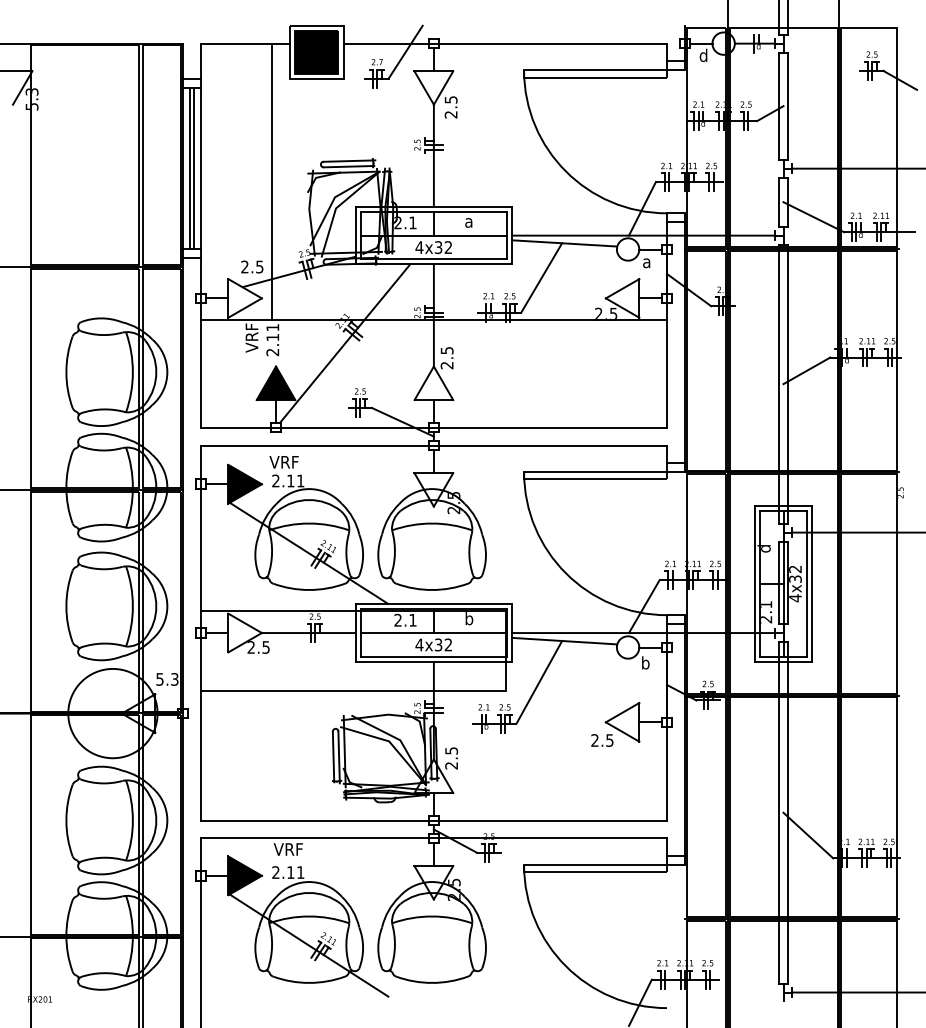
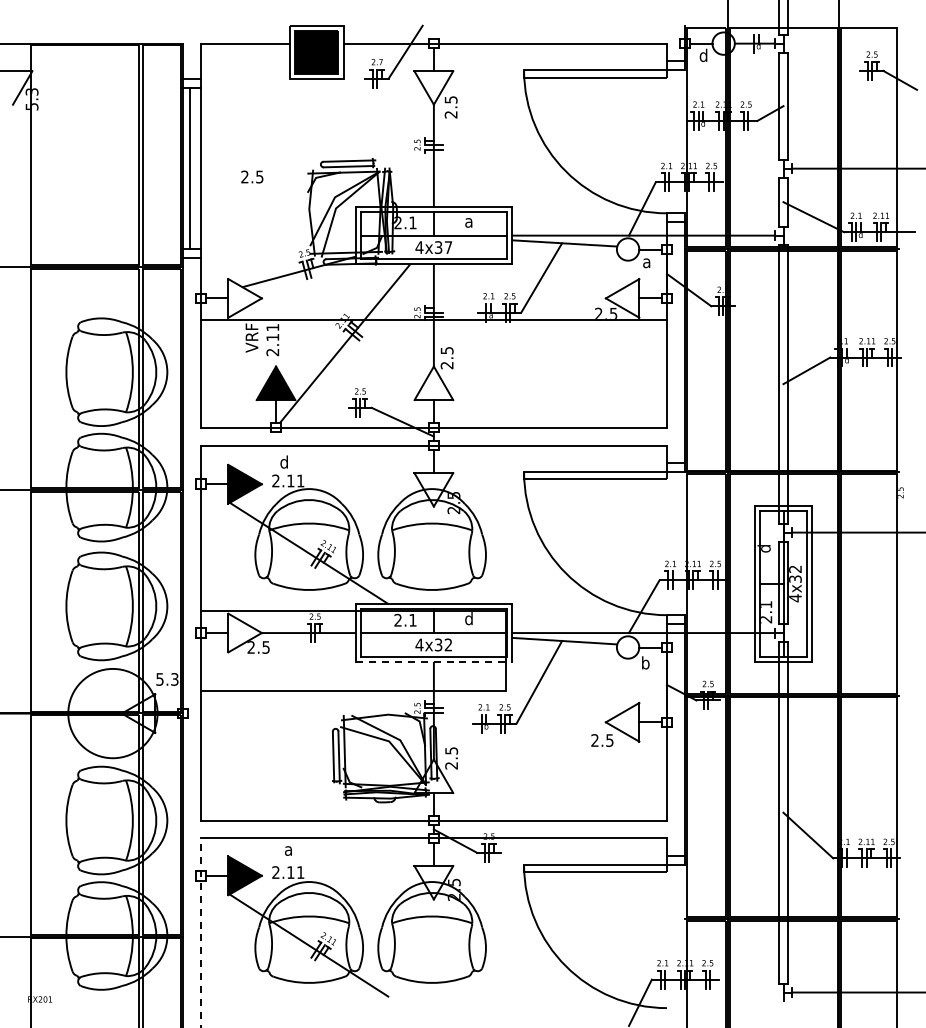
line: present -> none (193, 168)
line: present -> none (272, 181)
text: 4x32 -> 4x37 (448, 247)
text position: (252, 266) -> (252, 176) (252, 176)
text: VRF -> d (283, 461)
text: b -> d (469, 618)
line: solid -> dashed (434, 661)
text: VRF -> a (287, 849)
line: solid -> dashed (200, 933)
